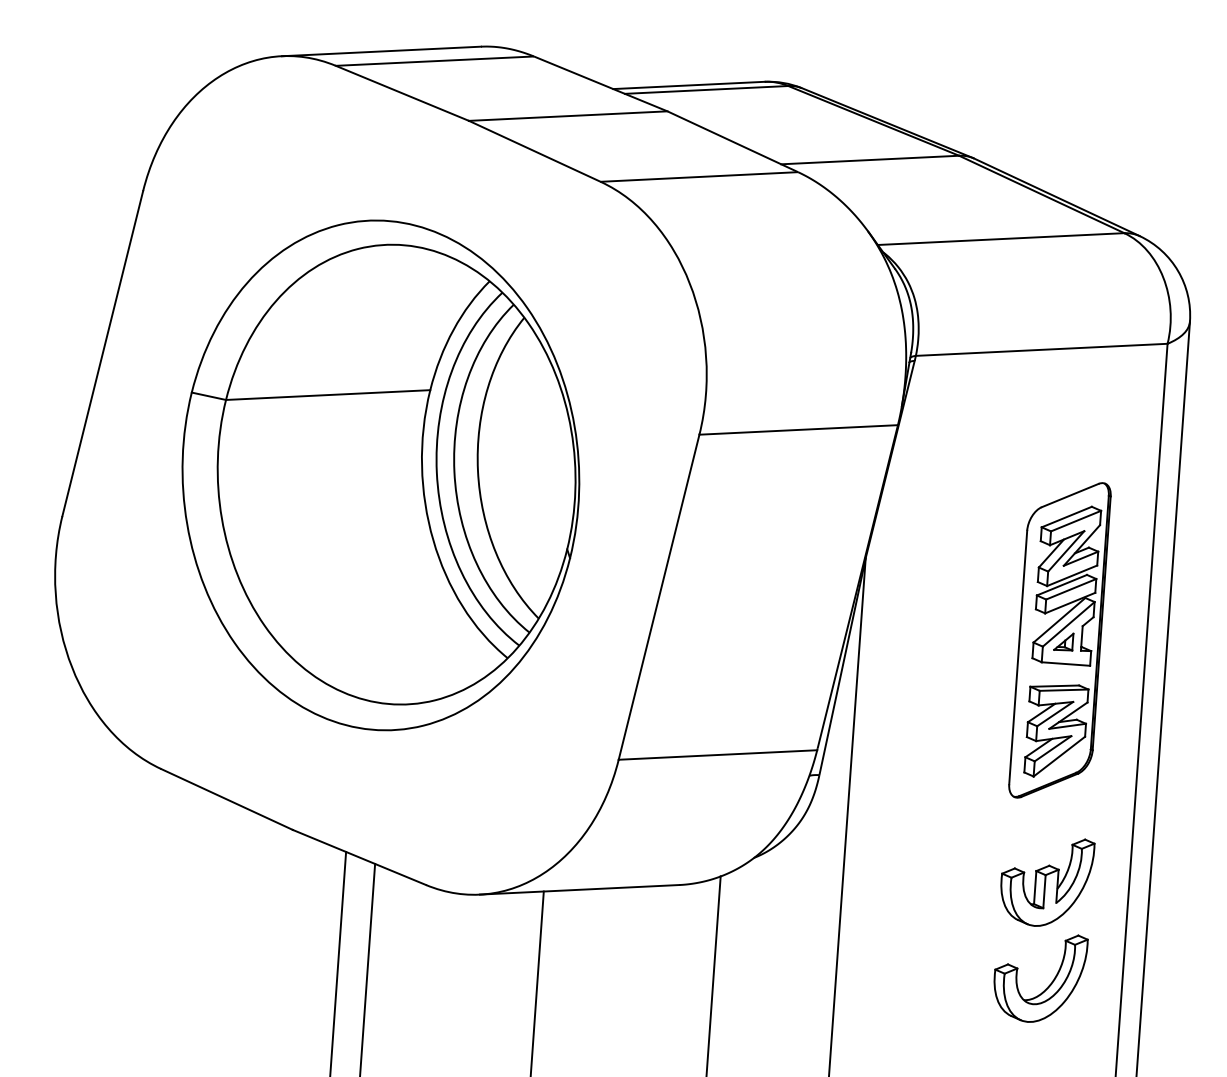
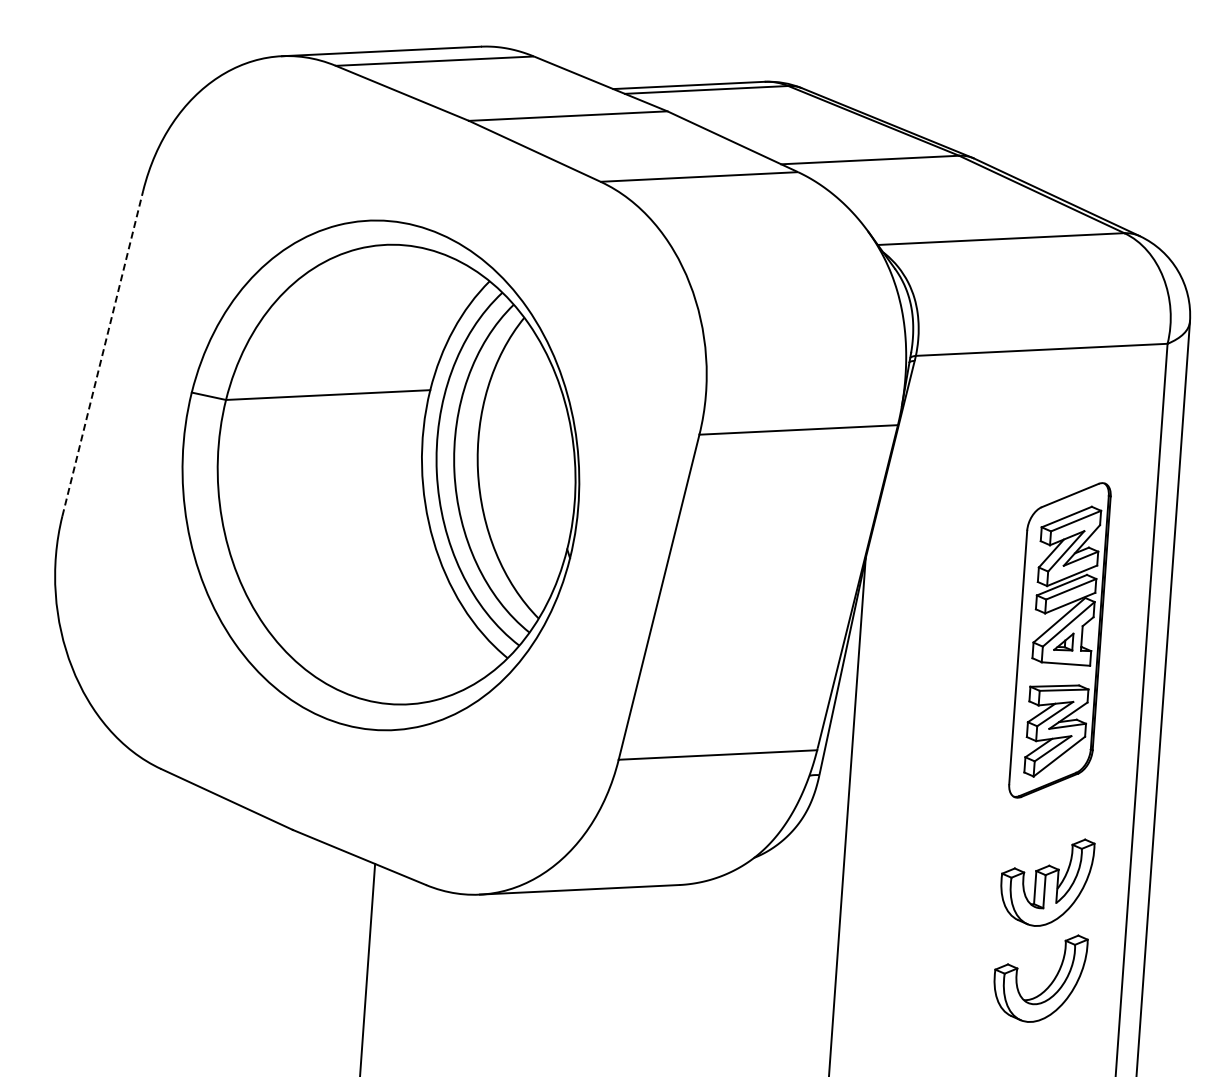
line: solid -> dashed (102, 353)
line: present -> none (338, 962)
line: present -> none (713, 974)
line: present -> none (536, 982)
